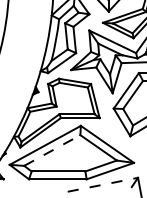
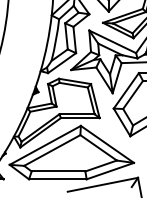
line: dashed -> solid (52, 150)
line: dashed -> solid (102, 184)
